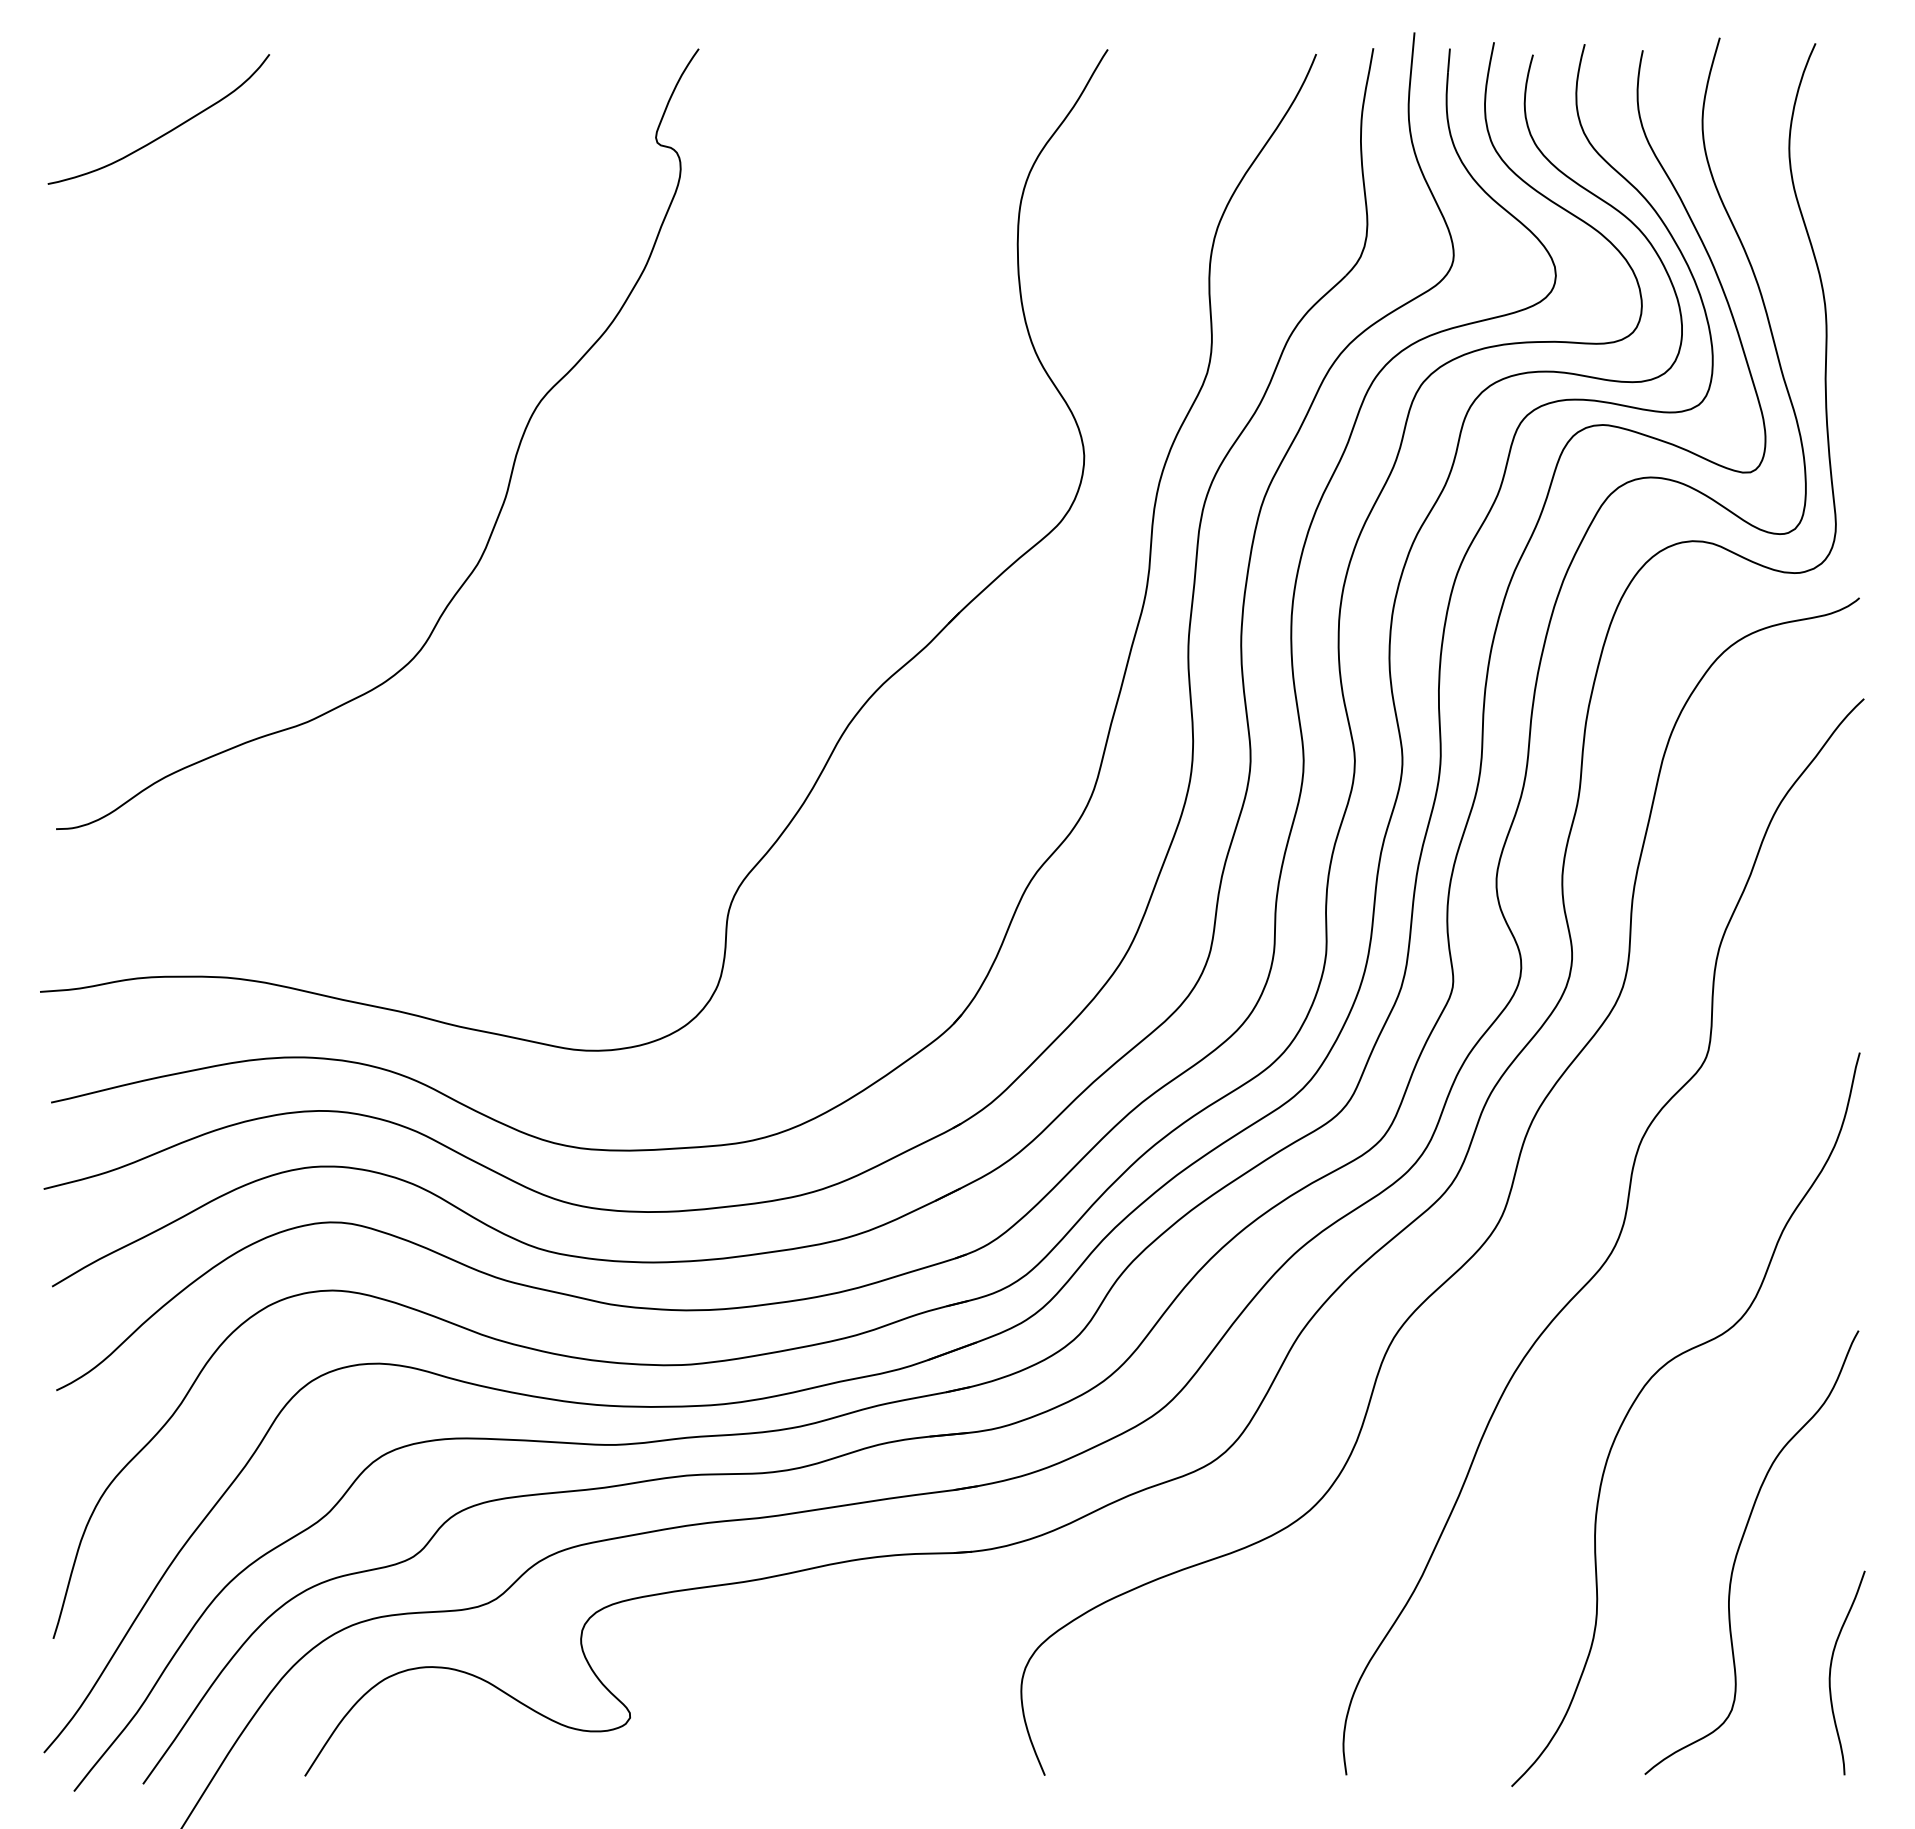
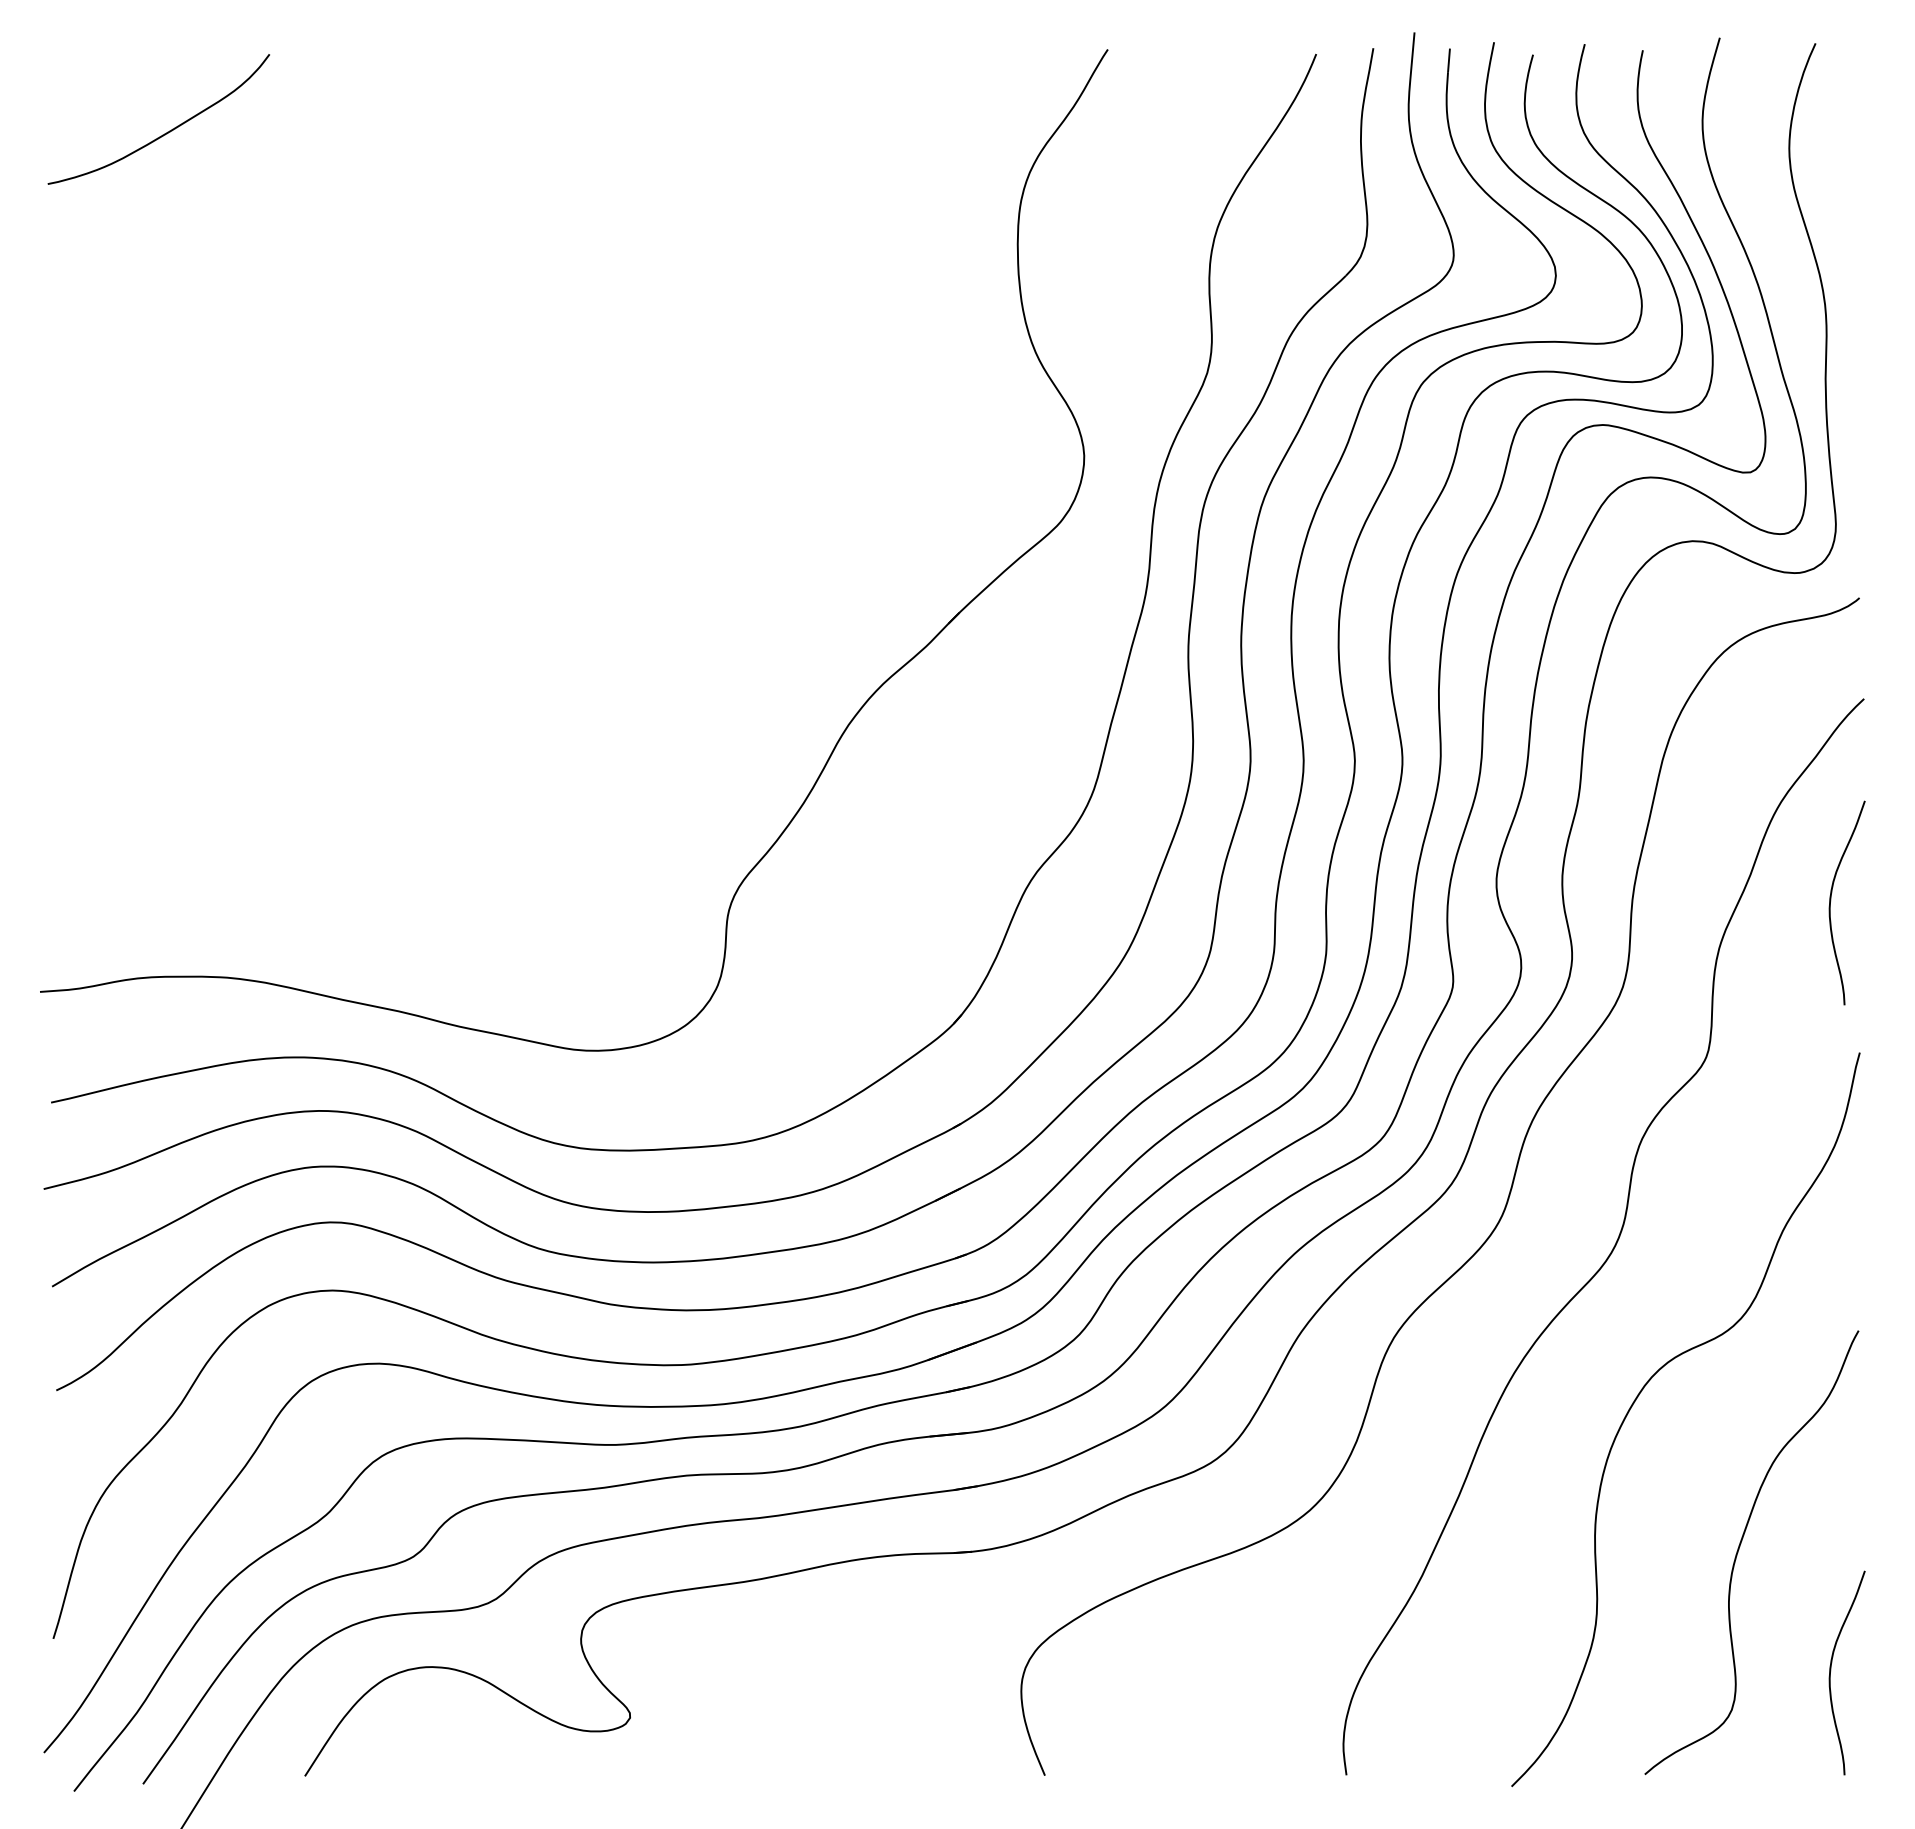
curve: present -> none (510, 473)
curve: none -> present (1831, 900)
